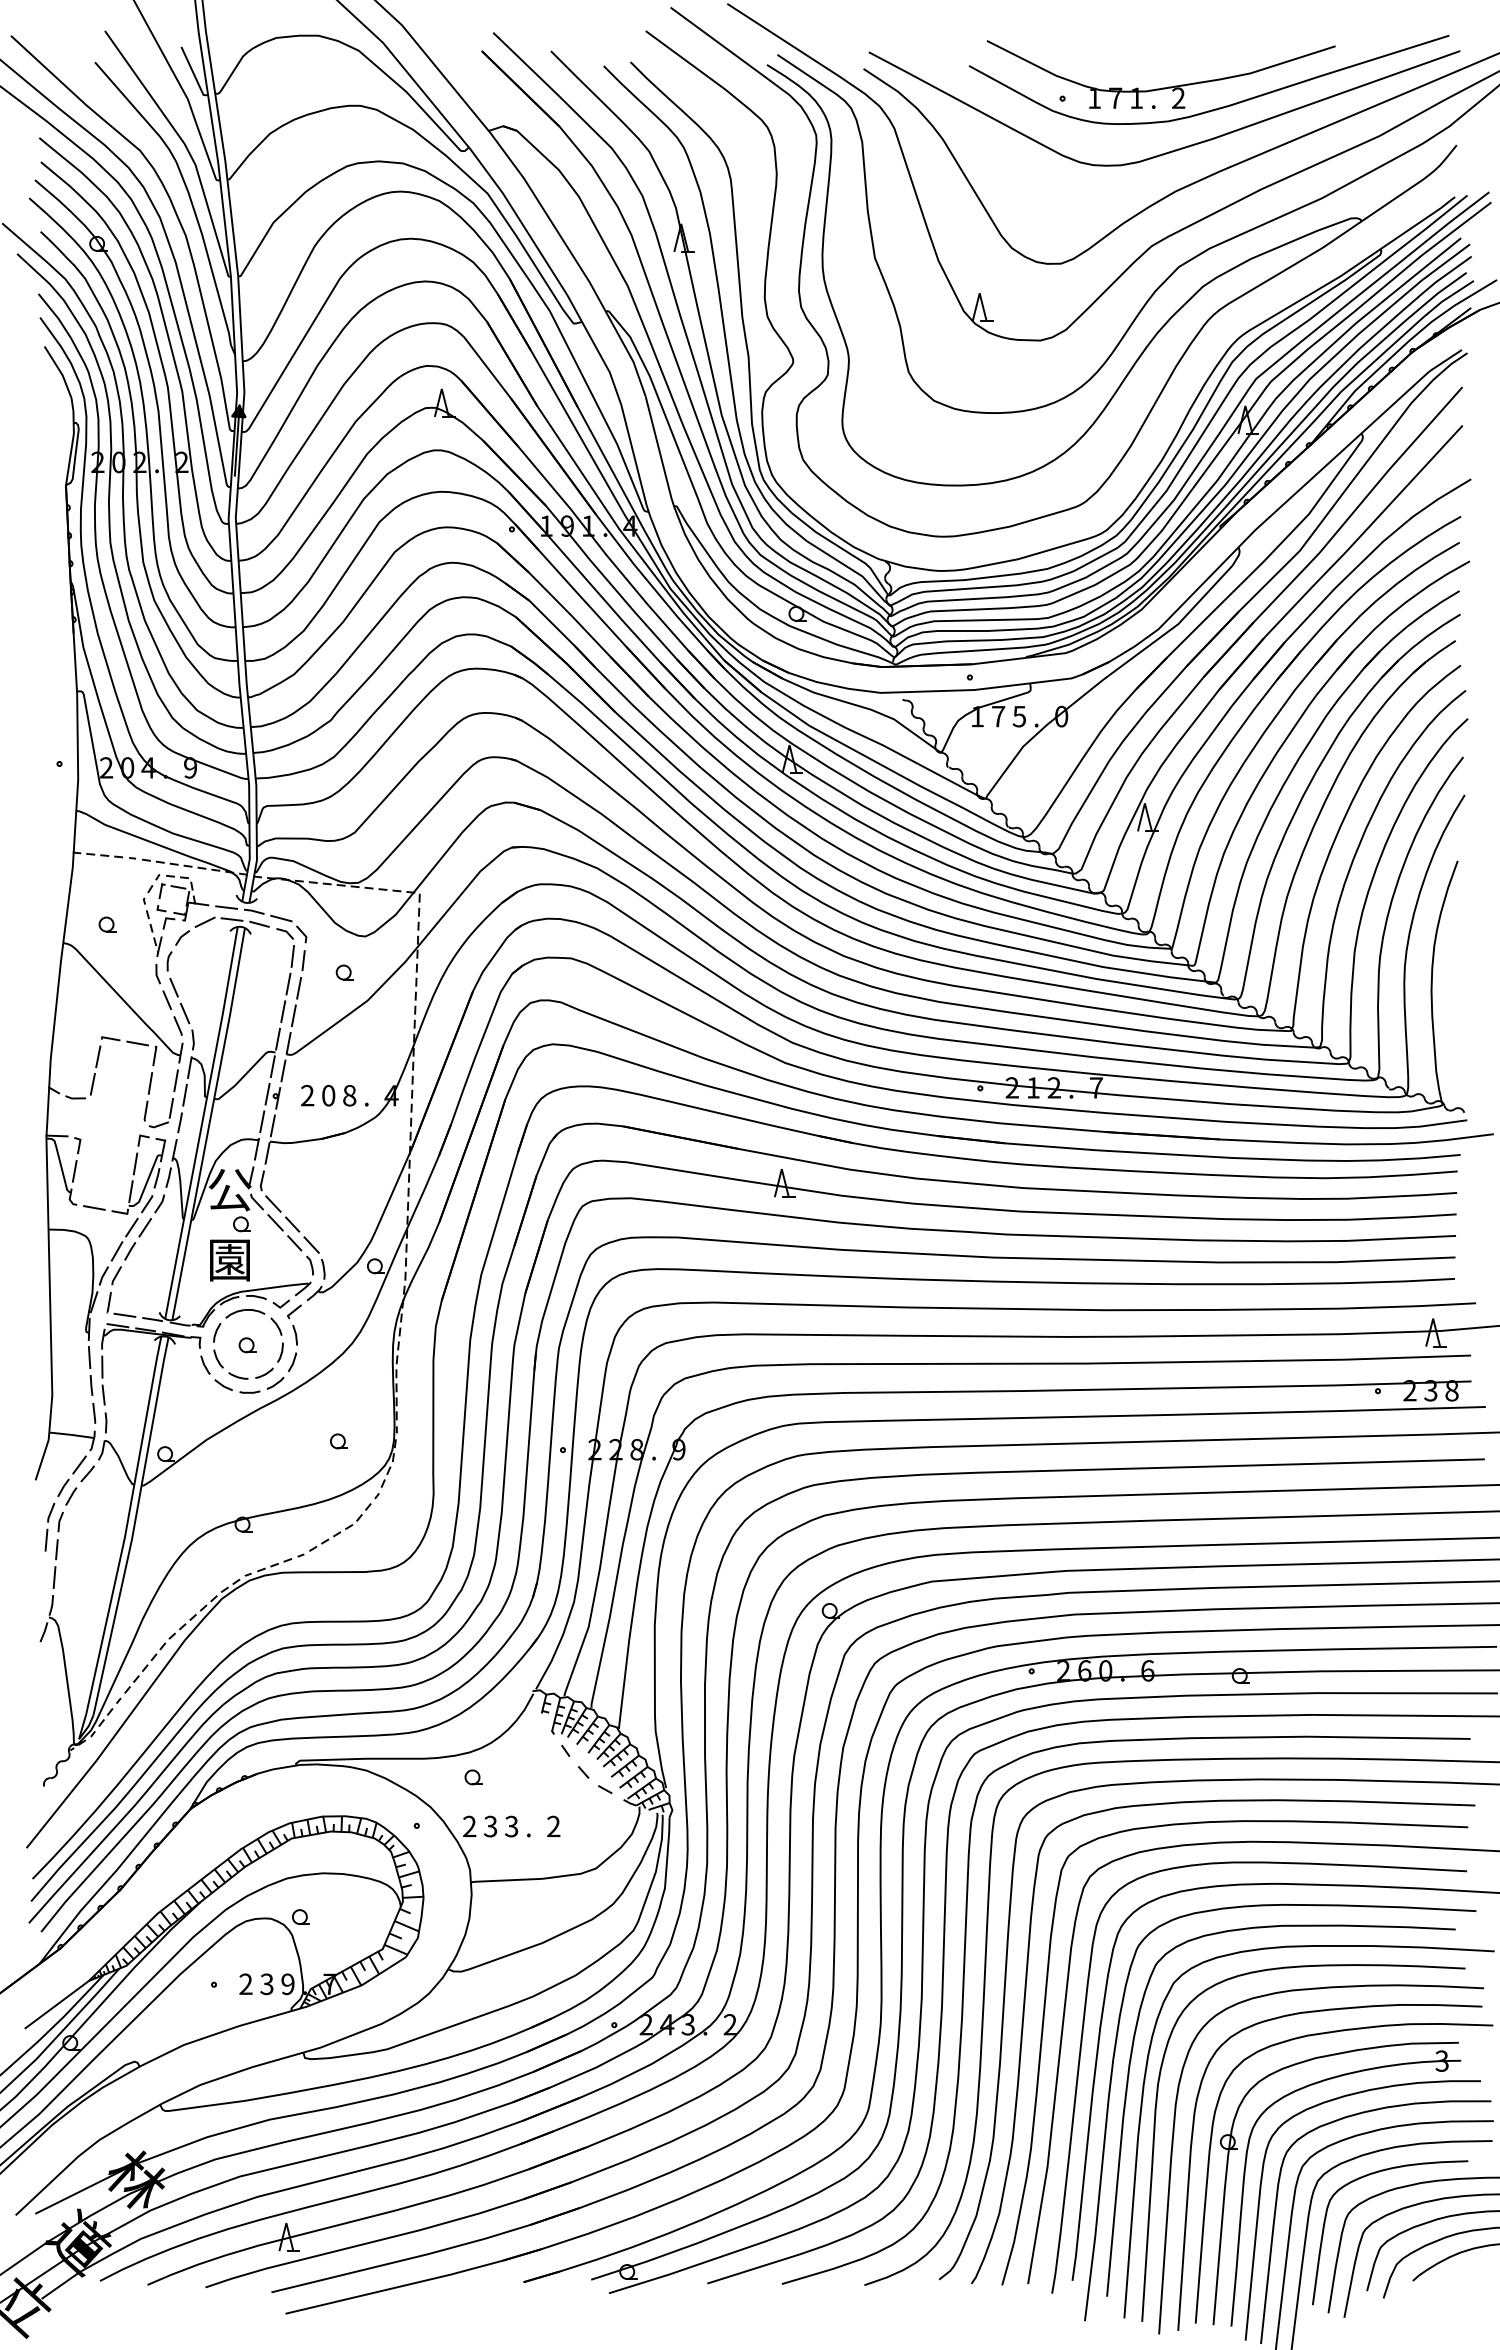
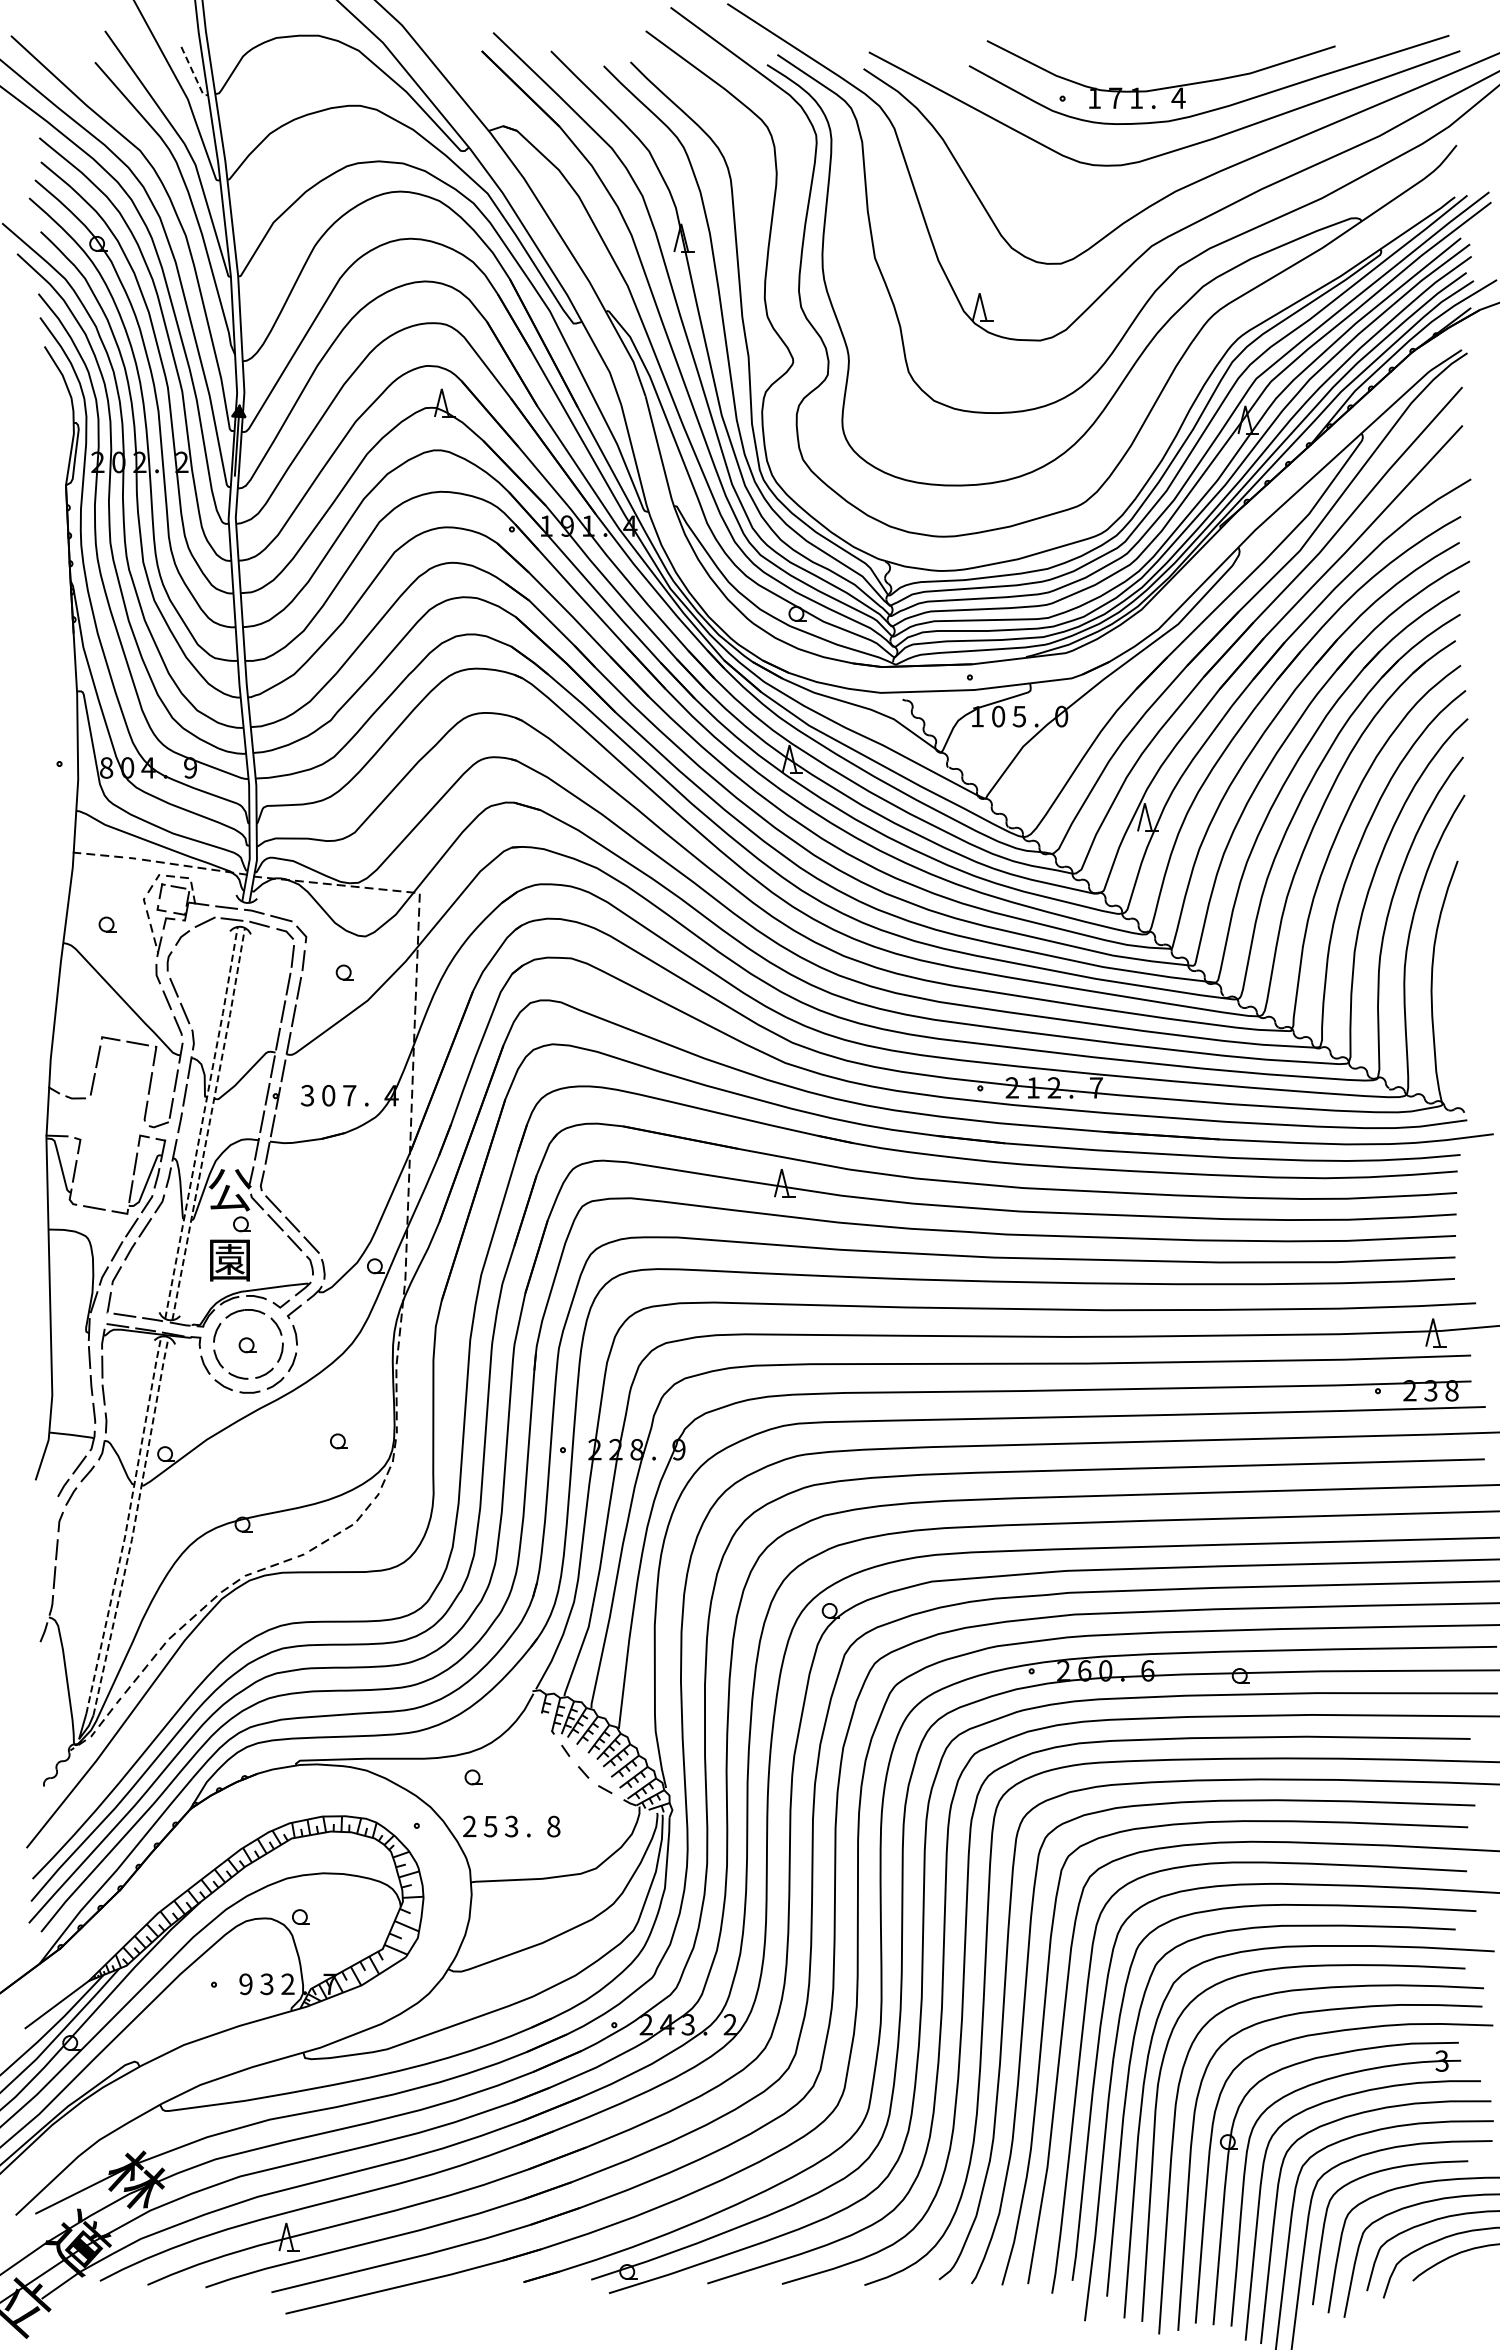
line: solid -> dashed (194, 74)
text: 2 -> 4 (1178, 97)
text: 7 -> 0 (998, 716)
text: 2 -> 8 (106, 767)
text: 2 -> 3 (307, 1095)
text: 8 -> 7 (349, 1095)
line: solid -> dashed (202, 1122)
line: solid -> dashed (209, 1123)
line: solid -> dashed (127, 1525)
part: present -> none (49, 1526)
line: solid -> dashed (134, 1526)
text: 3 -> 5 (490, 1825)
text: 2 -> 8 (553, 1826)
text: 2 -> 9 (245, 1984)
text: 9 -> 2 (287, 1984)
